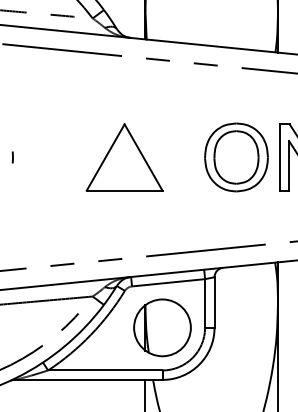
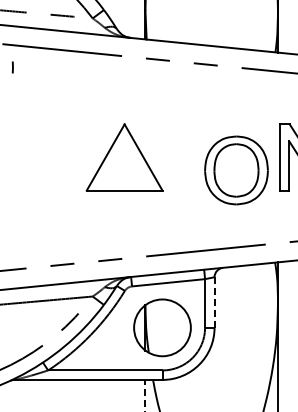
line position: (12, 157) -> (12, 67) (12, 67)
part position: (236, 157) -> (236, 170) (236, 170)
line: solid -> dashed (214, 303)
line: solid -> dashed (145, 395)
